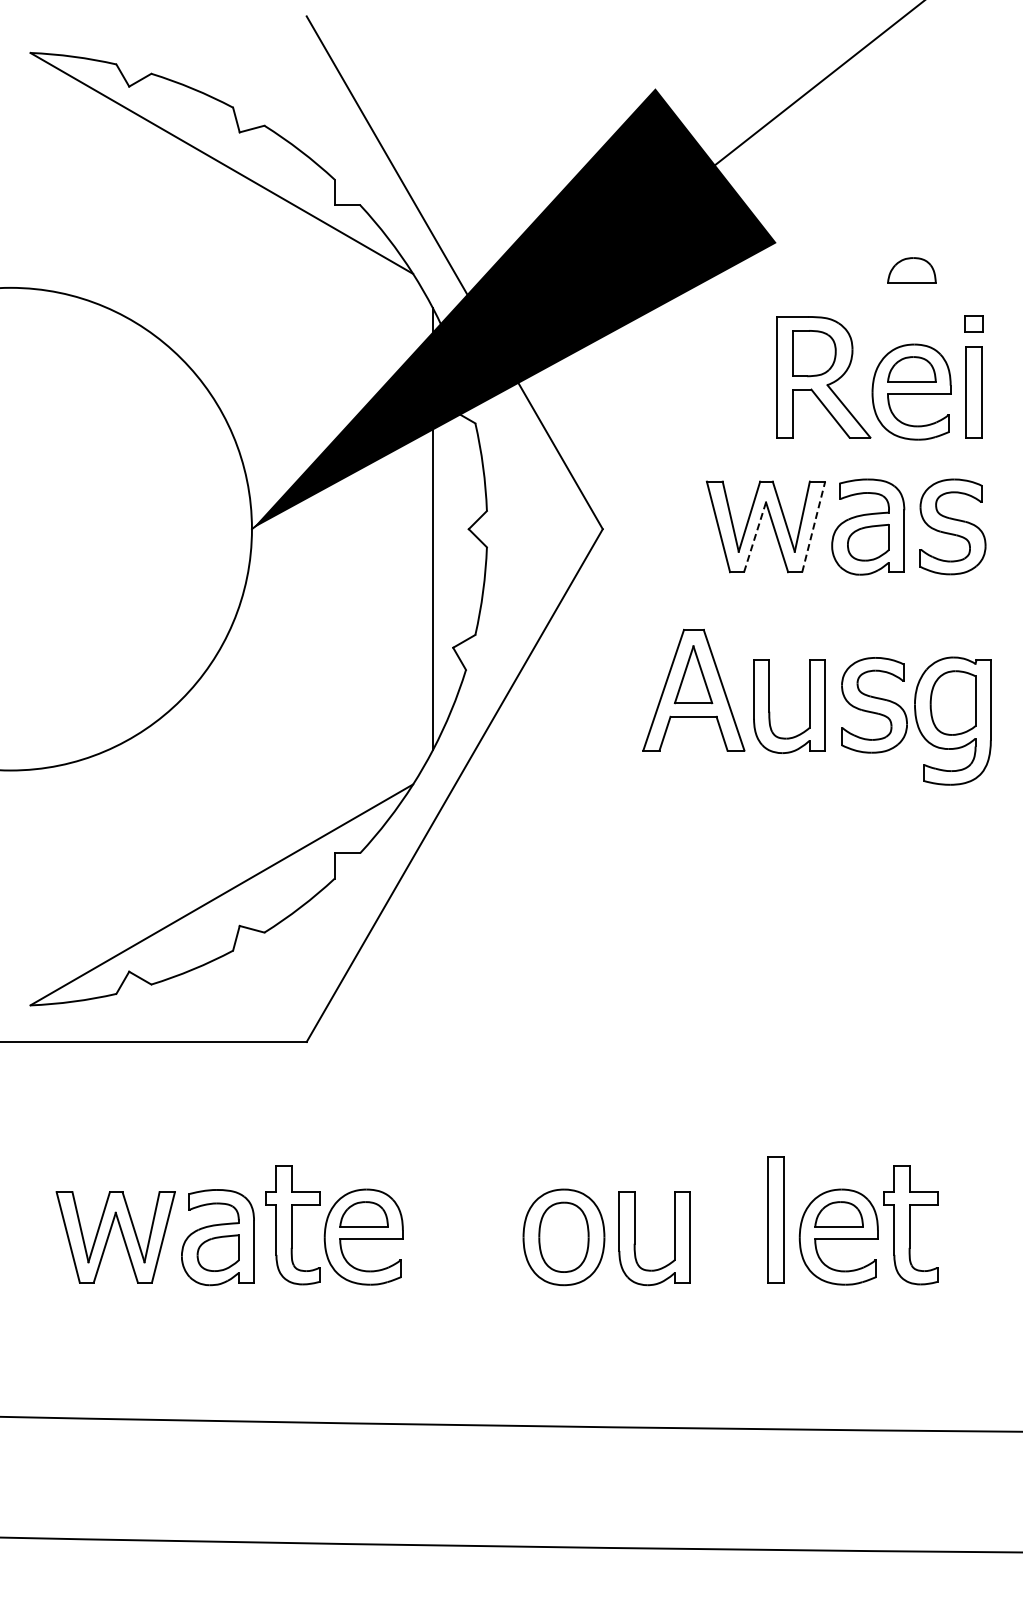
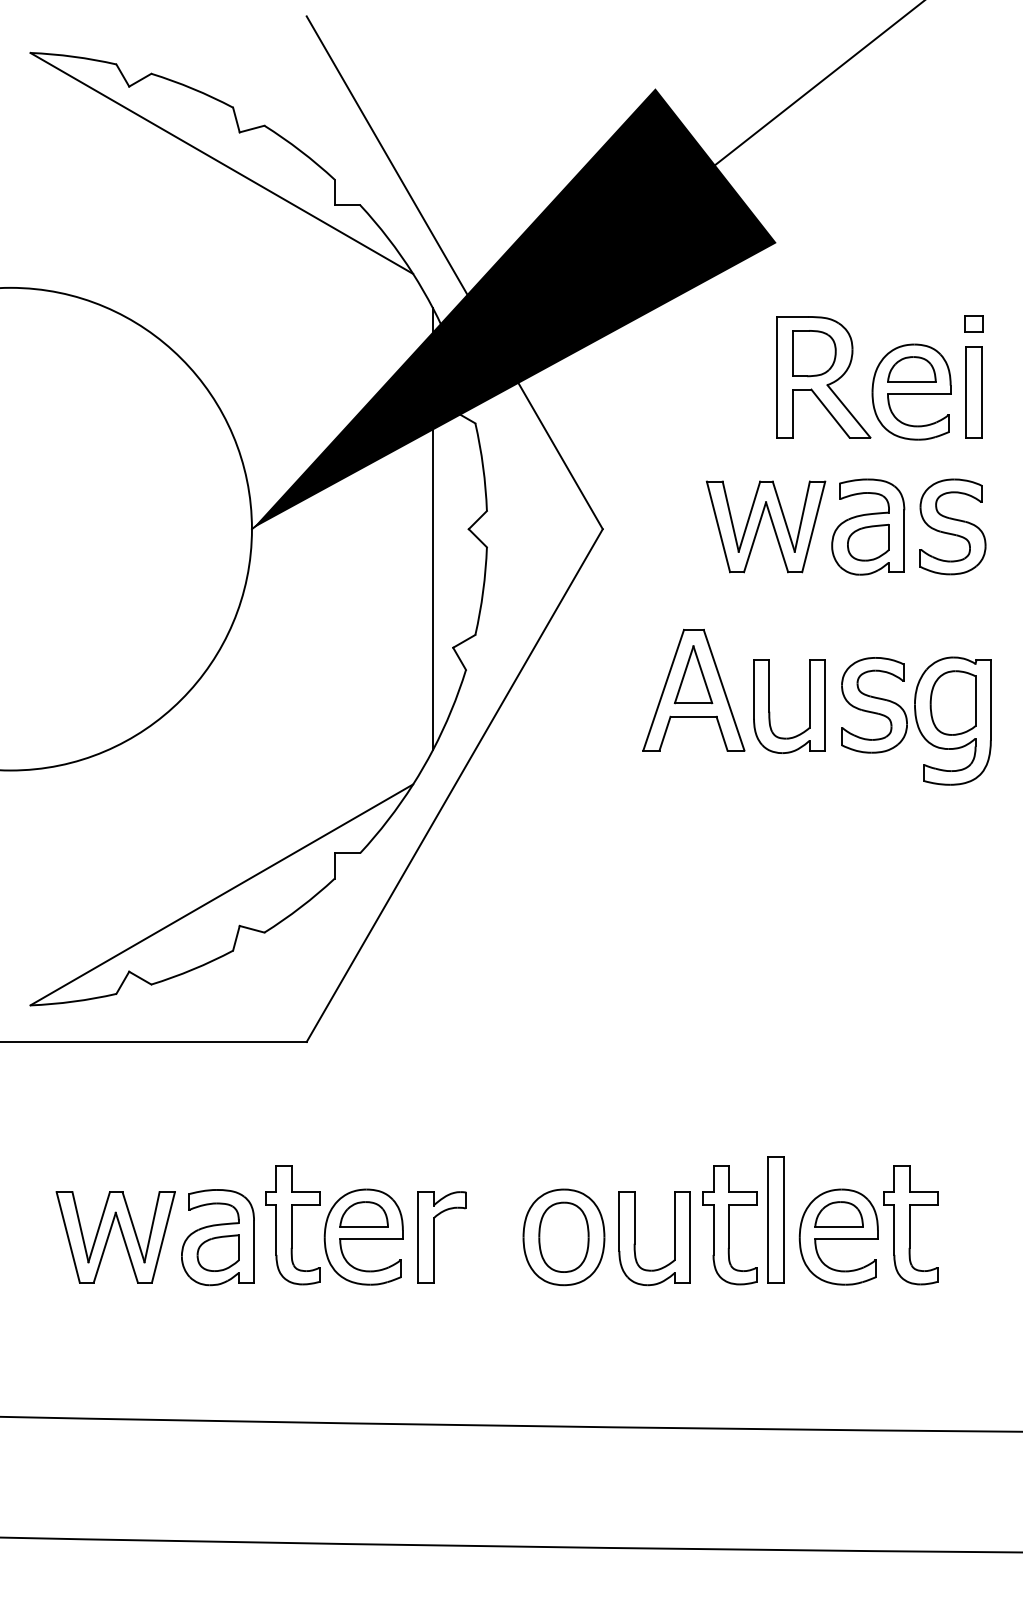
part: present -> none (911, 270)
line: dashed -> solid (813, 526)
line: dashed -> solid (755, 537)
part: none -> present (729, 1225)
part: none -> present (434, 1237)
